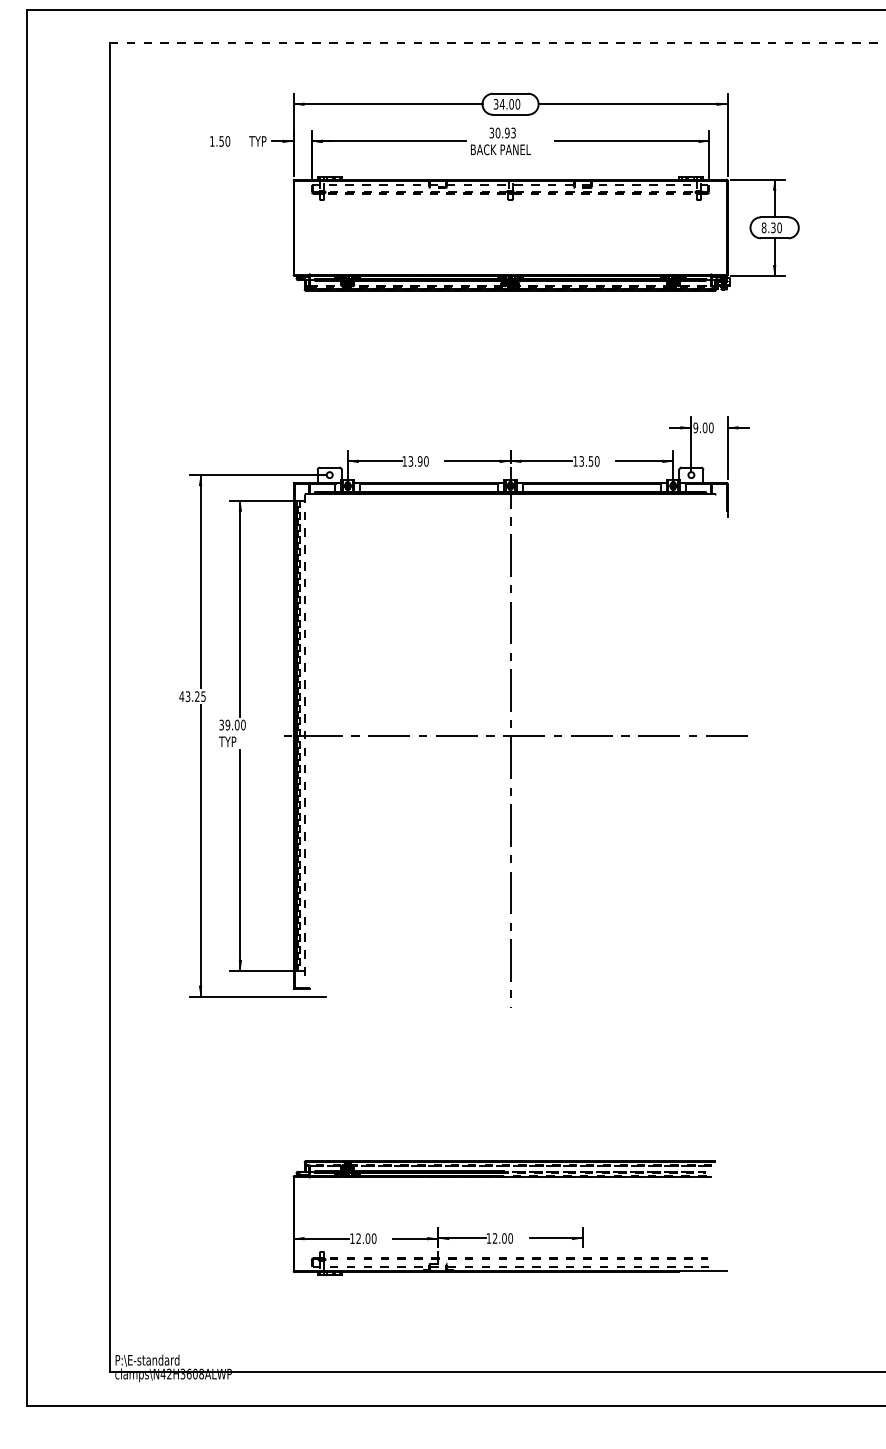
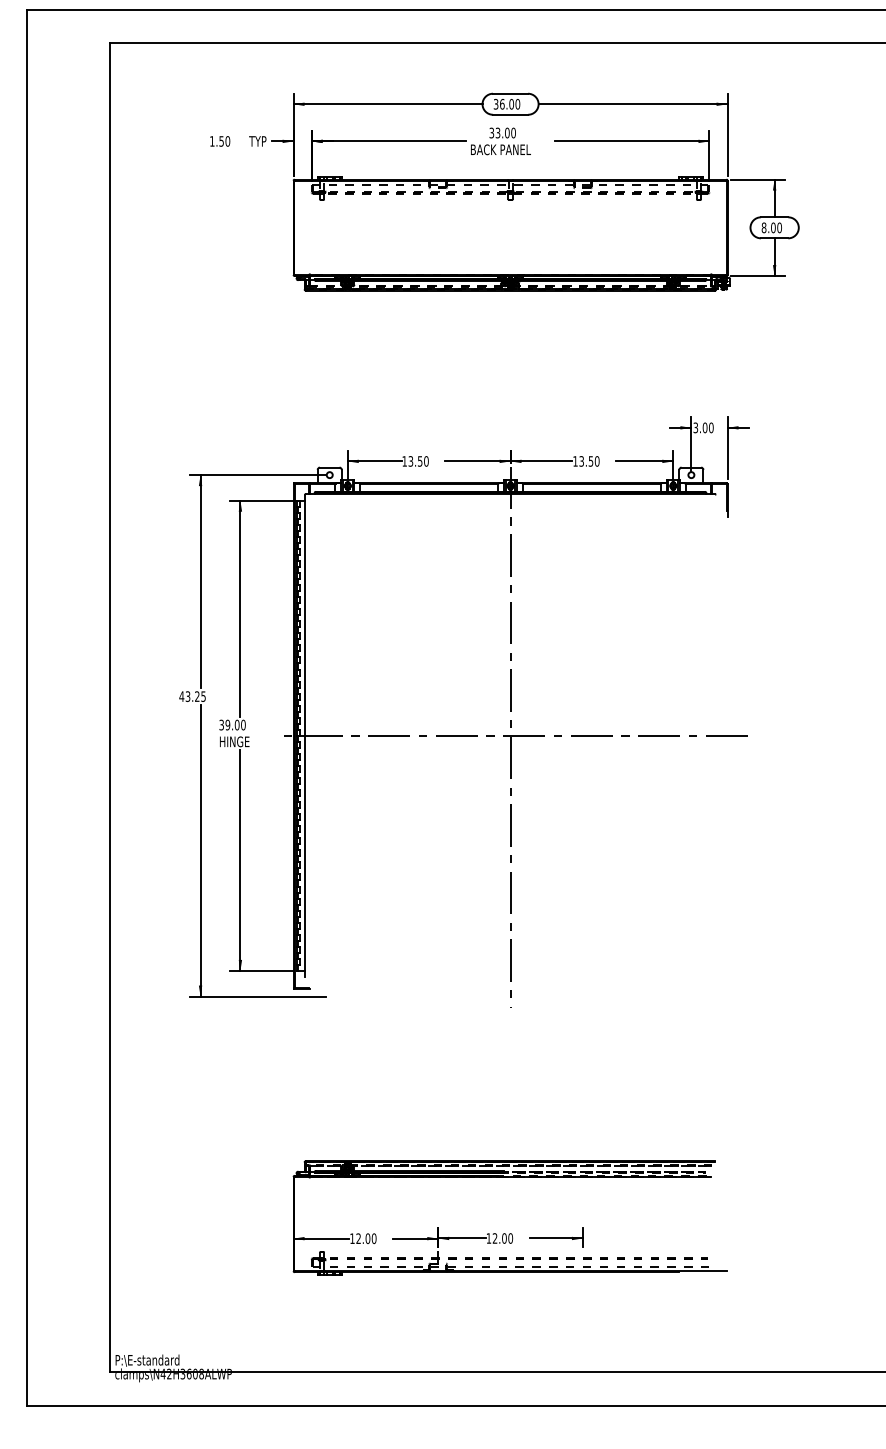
line: dashed -> solid (497, 43)
text: 34.00 -> 36.00 (501, 104)
text: 30.93 -> 33.00 (505, 132)
text: 8.30 -> 8.00 (773, 227)
text: 9.00 -> 3.00 (695, 427)
text: 13.90 -> 13.50 (419, 461)
line: dashed -> solid (304, 736)
text: TYP -> HINGE (234, 741)
